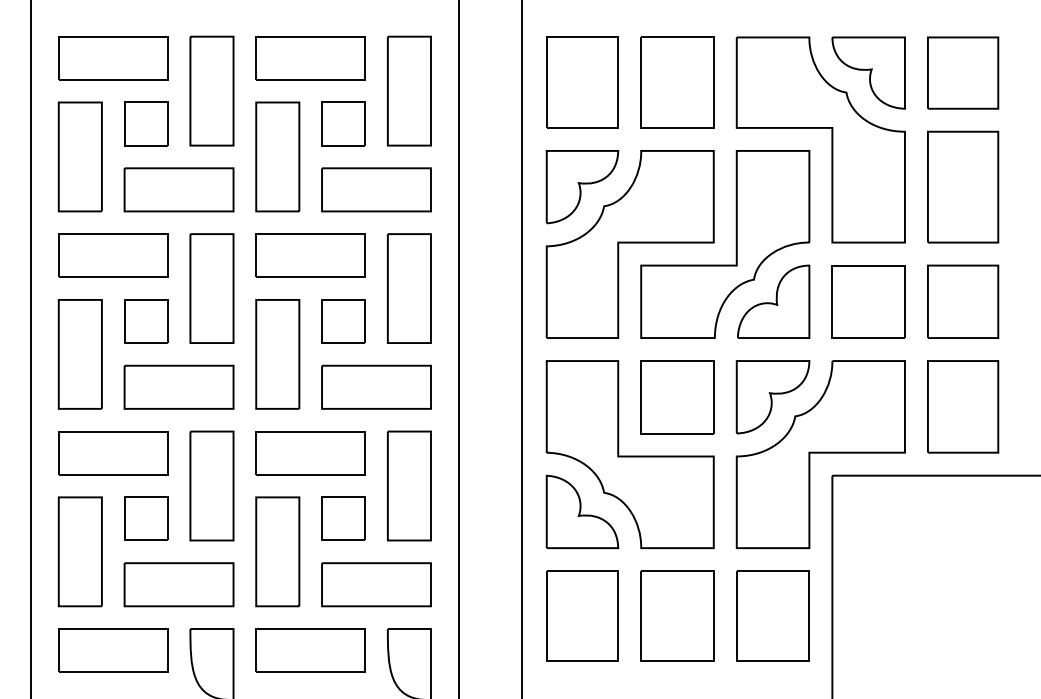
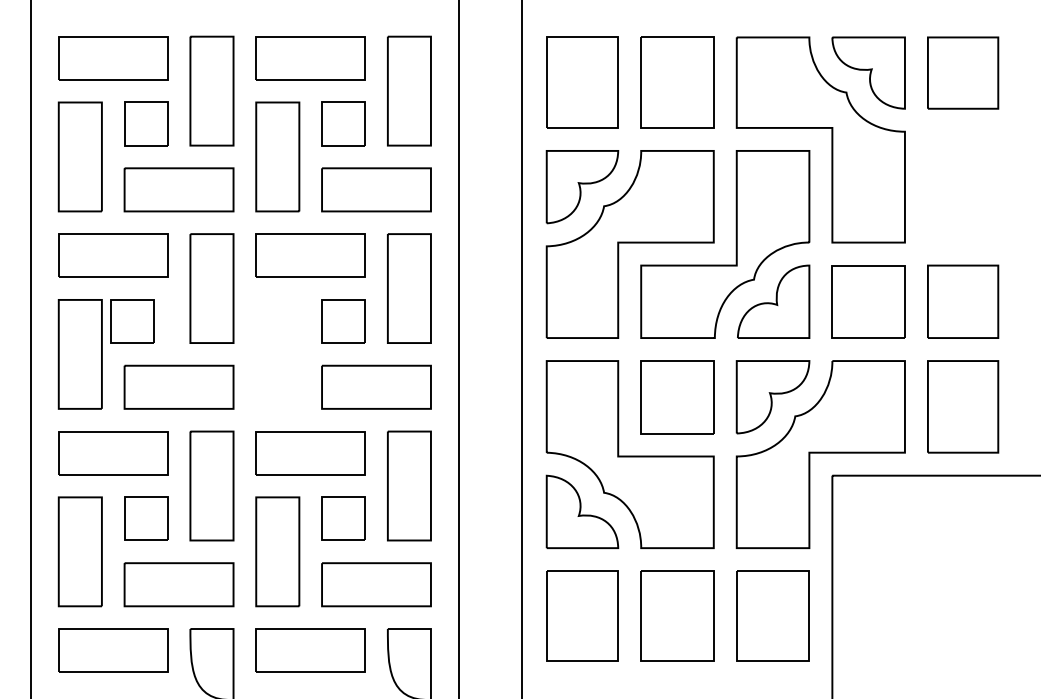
part: present -> none (963, 186)
part position: (146, 321) -> (132, 321) (132, 321)
part: present -> none (277, 354)
